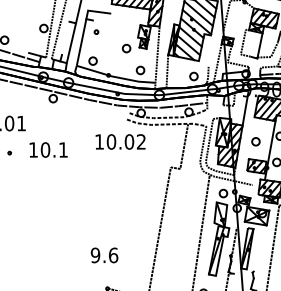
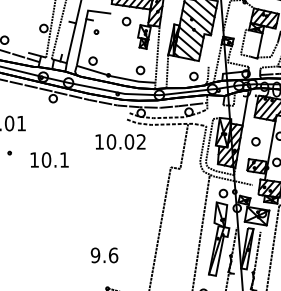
part position: (126, 48) -> (126, 21) (126, 21)
text position: (48, 149) -> (49, 159) (49, 159)
line: none -> present (256, 259)
